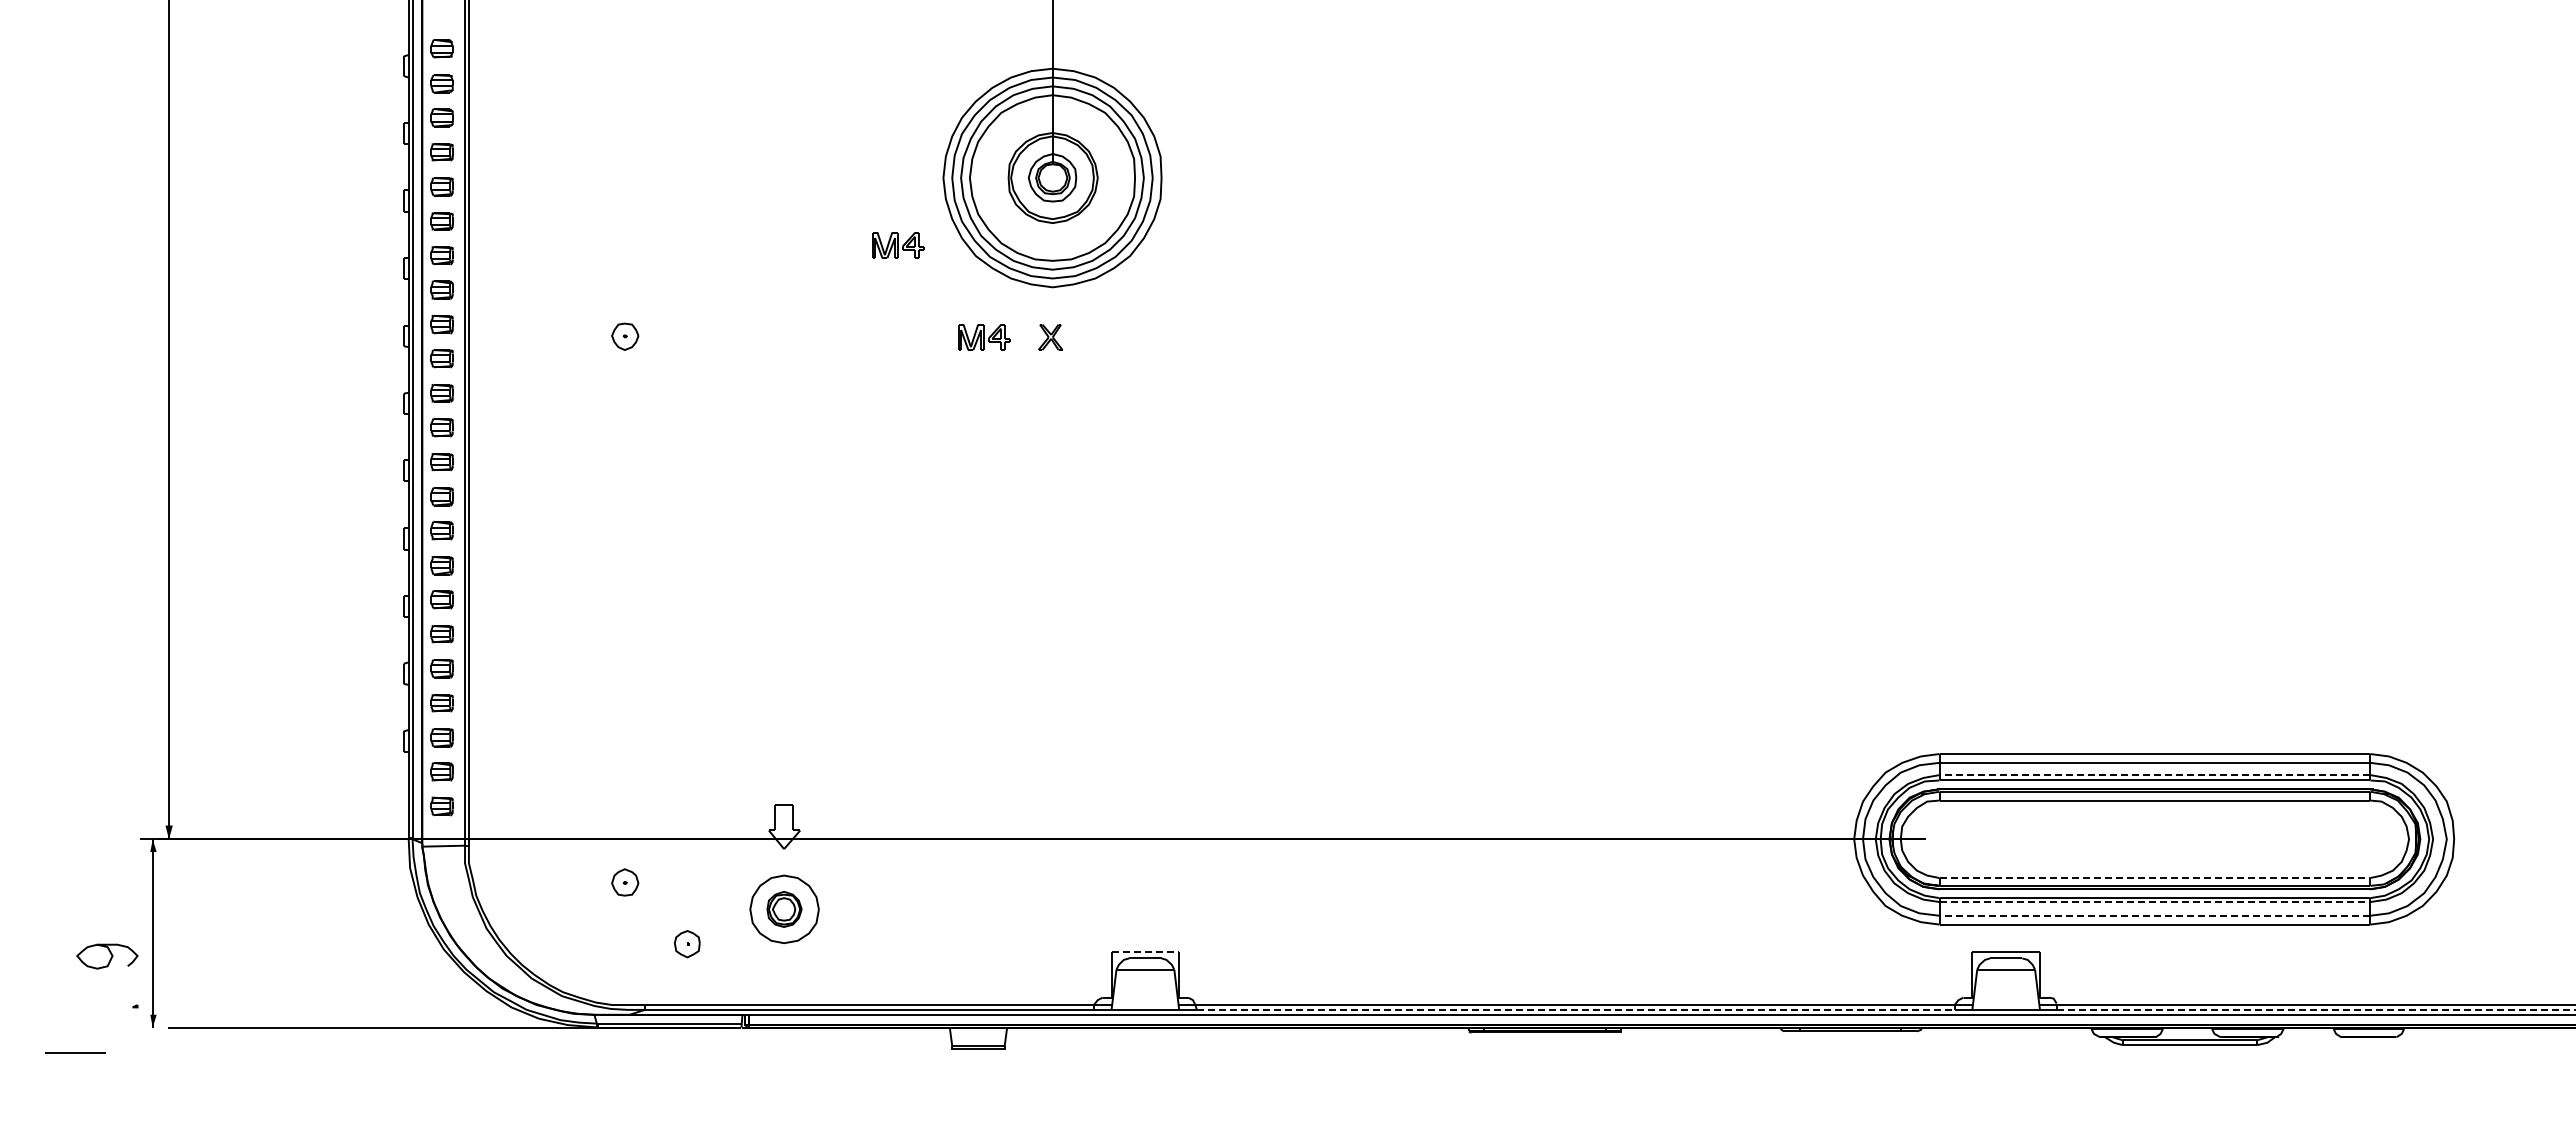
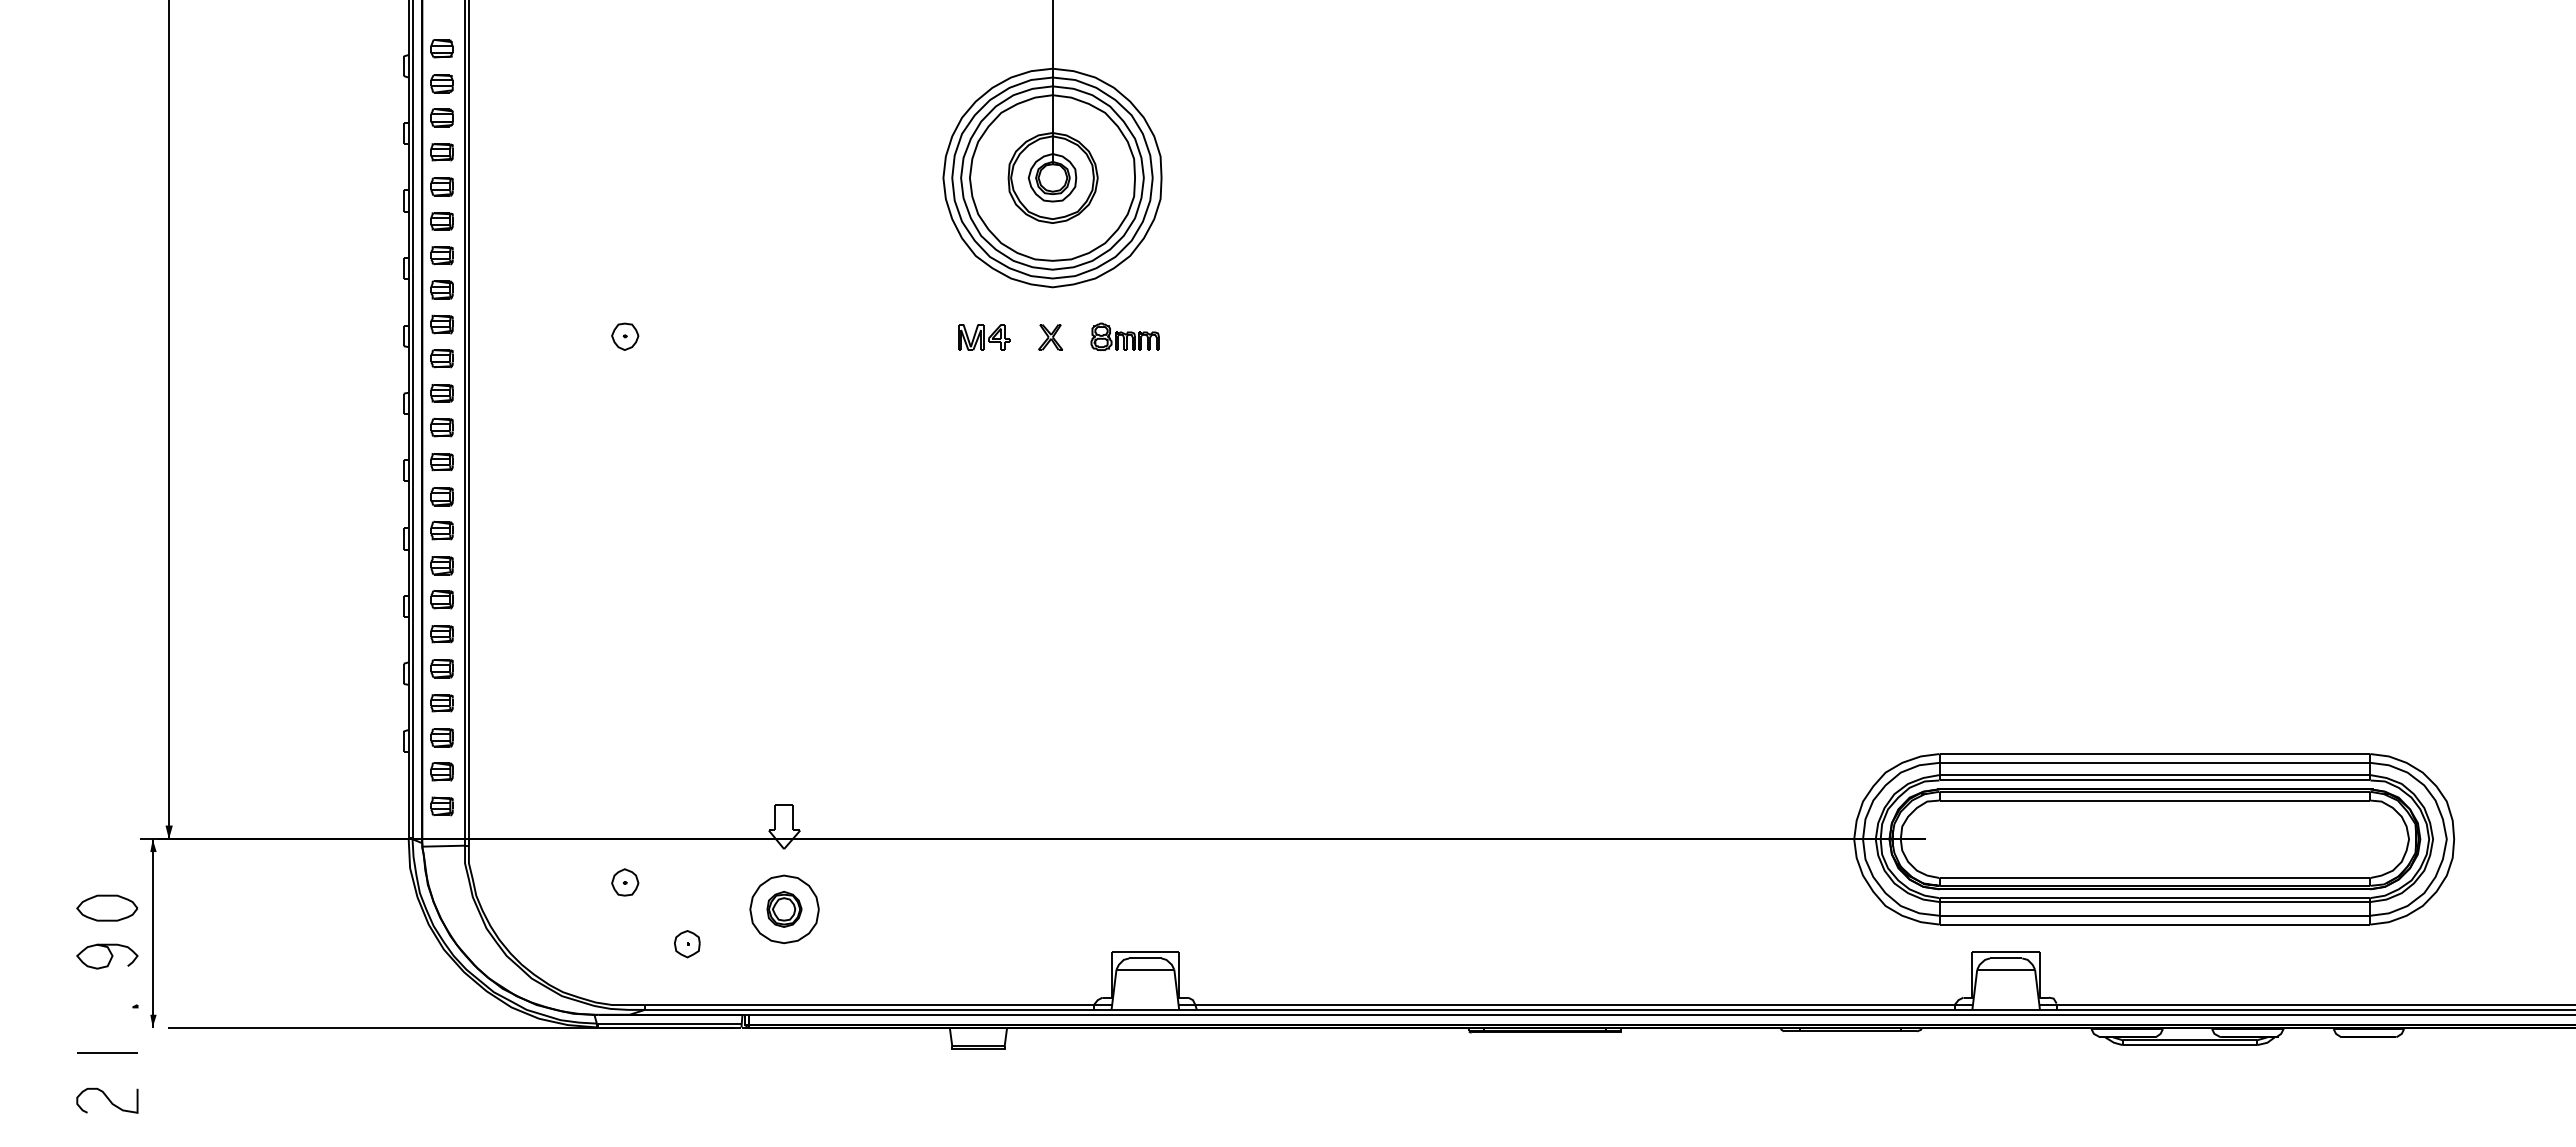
part: present -> none (898, 245)
part: none -> present (1124, 336)
line: dashed -> solid (2154, 775)
line: dashed -> solid (2155, 878)
line: dashed -> solid (2155, 902)
part: none -> present (106, 907)
line: dashed -> solid (2154, 915)
line: dashed -> solid (1145, 952)
line: dashed -> solid (1575, 1009)
line: dashed -> solid (2316, 1009)
line position: (75, 1052) -> (107, 1052) (107, 1052)
curve: none -> present (107, 1099)
